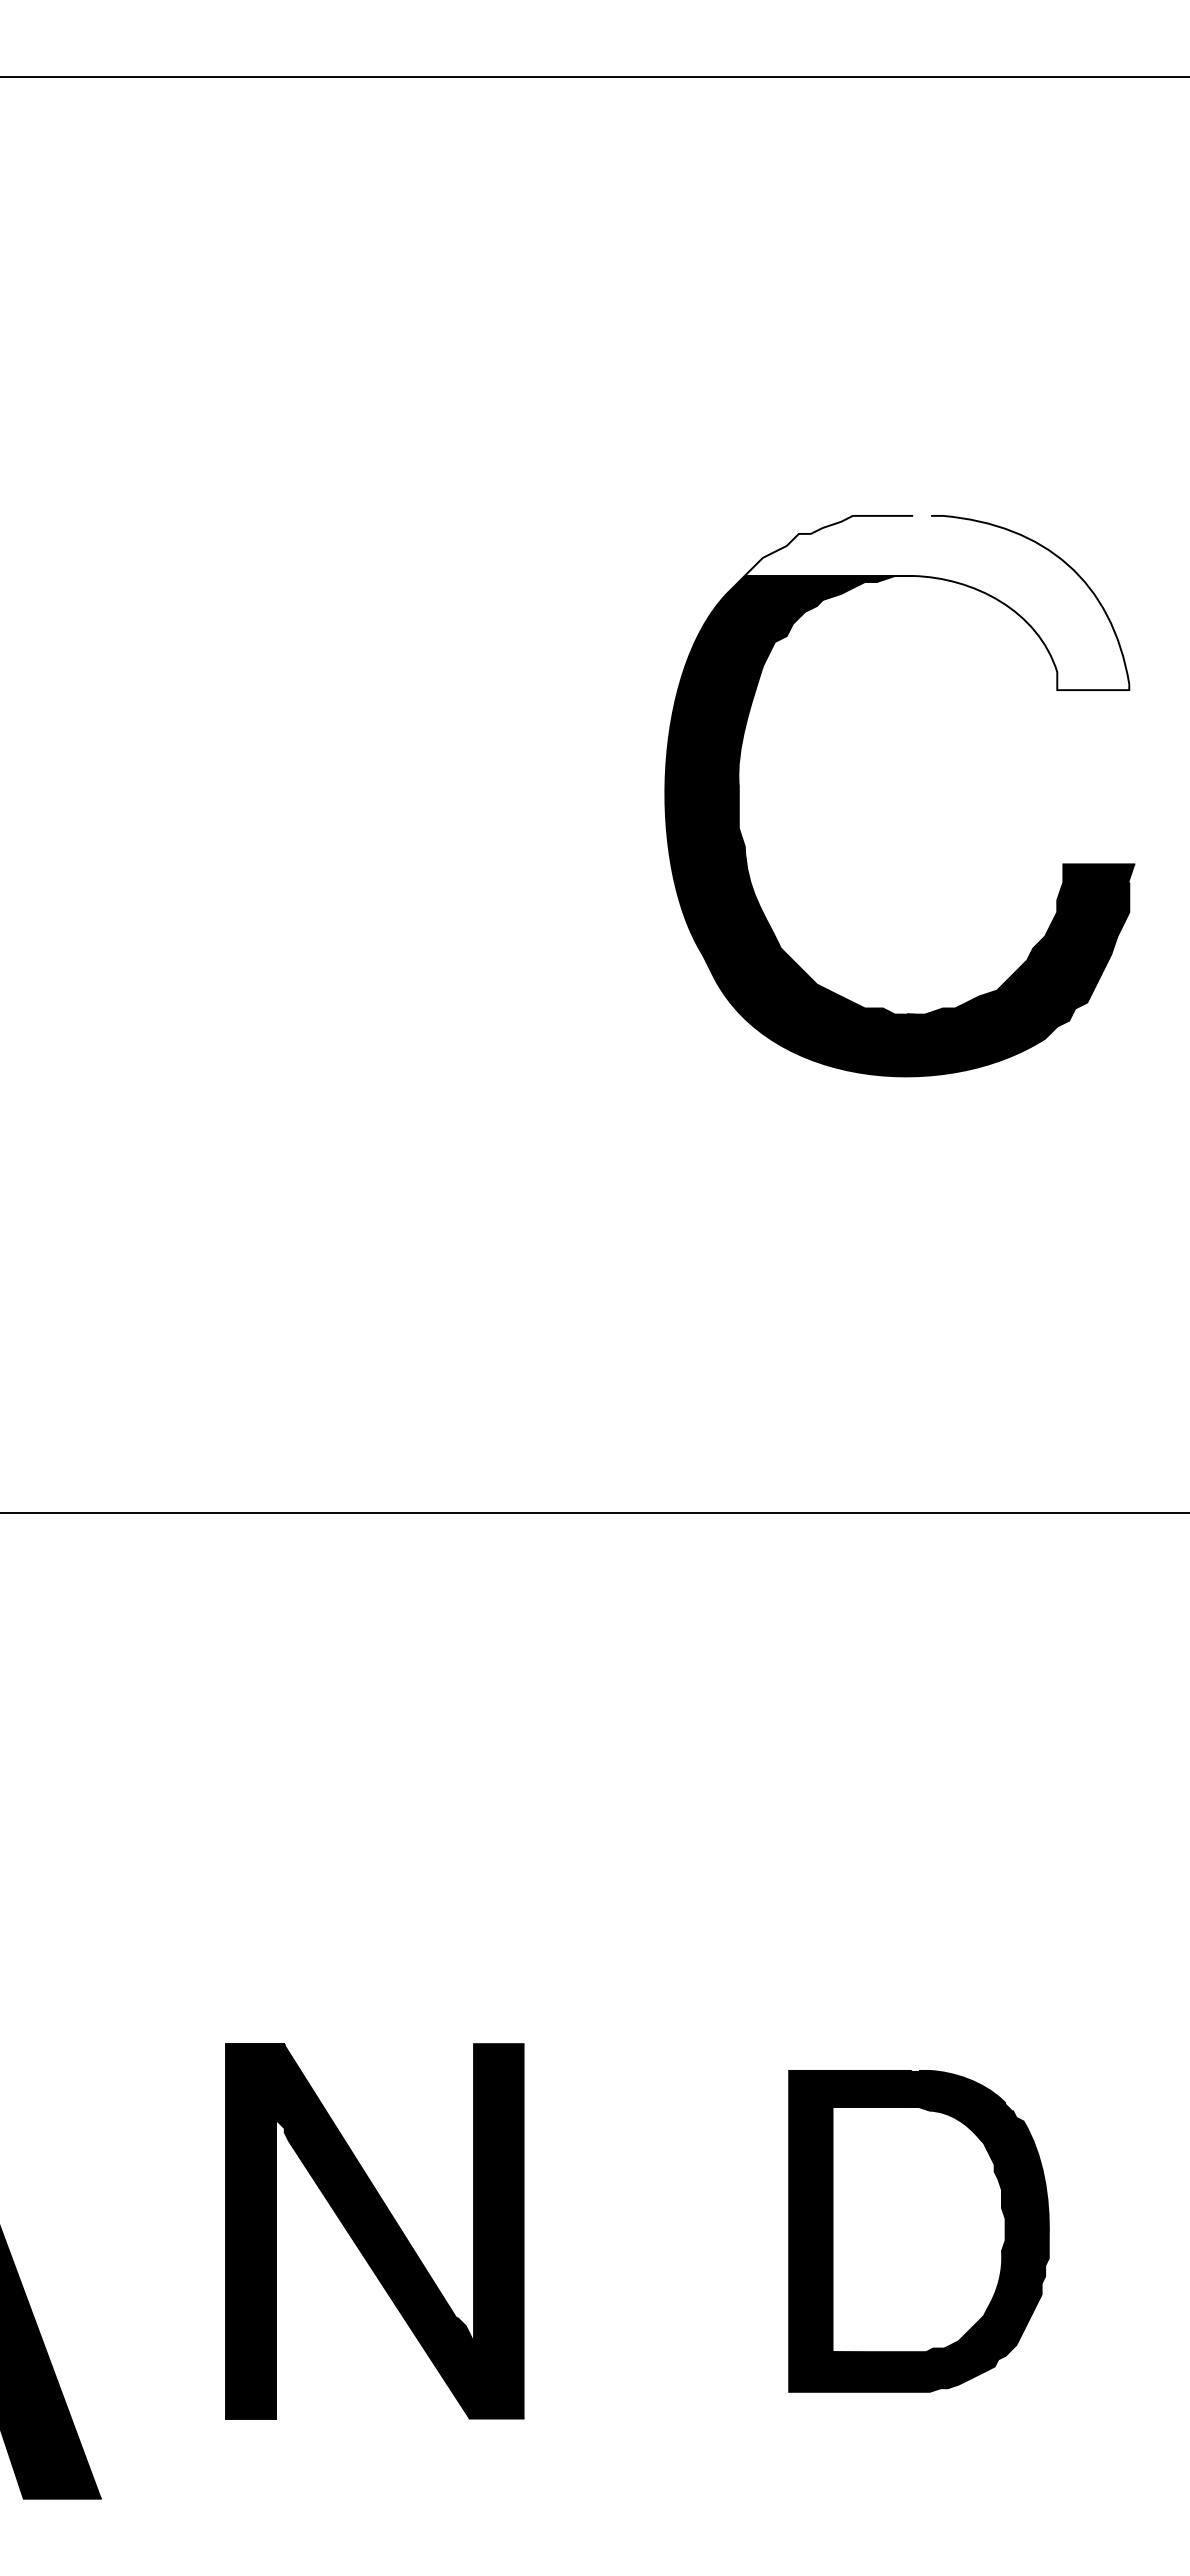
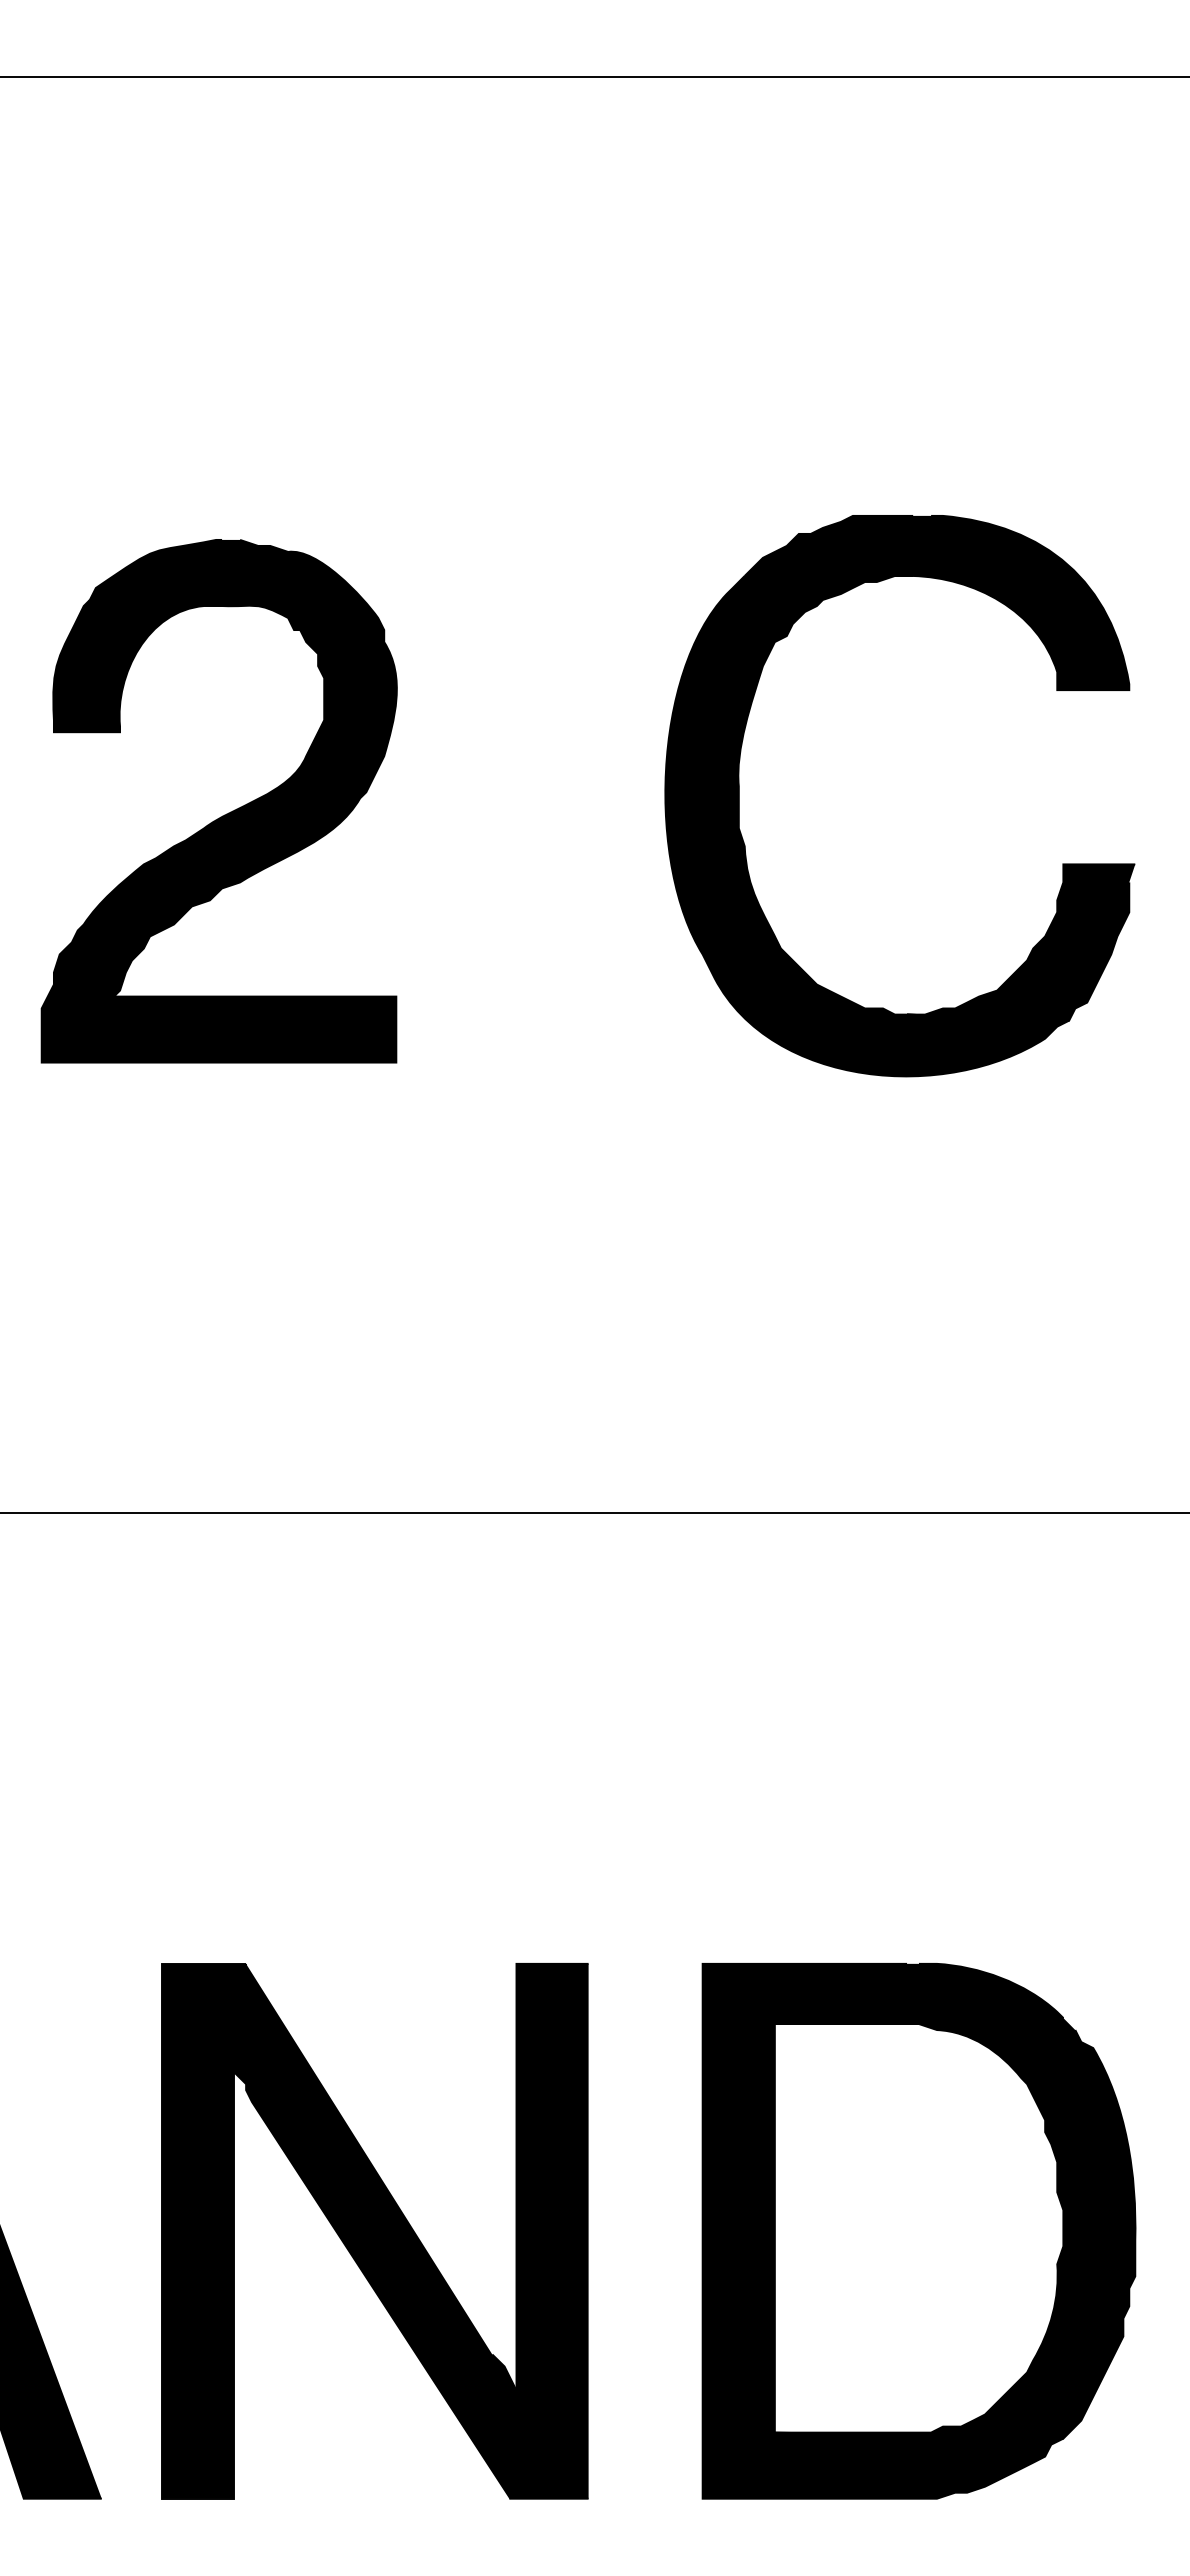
fill: none -> present (936, 602)
part: none -> present (224, 814)
part size: 300x377 px -> 428x537 px (374, 2231)
part size: 262x323 px -> 436x537 px (918, 2231)
